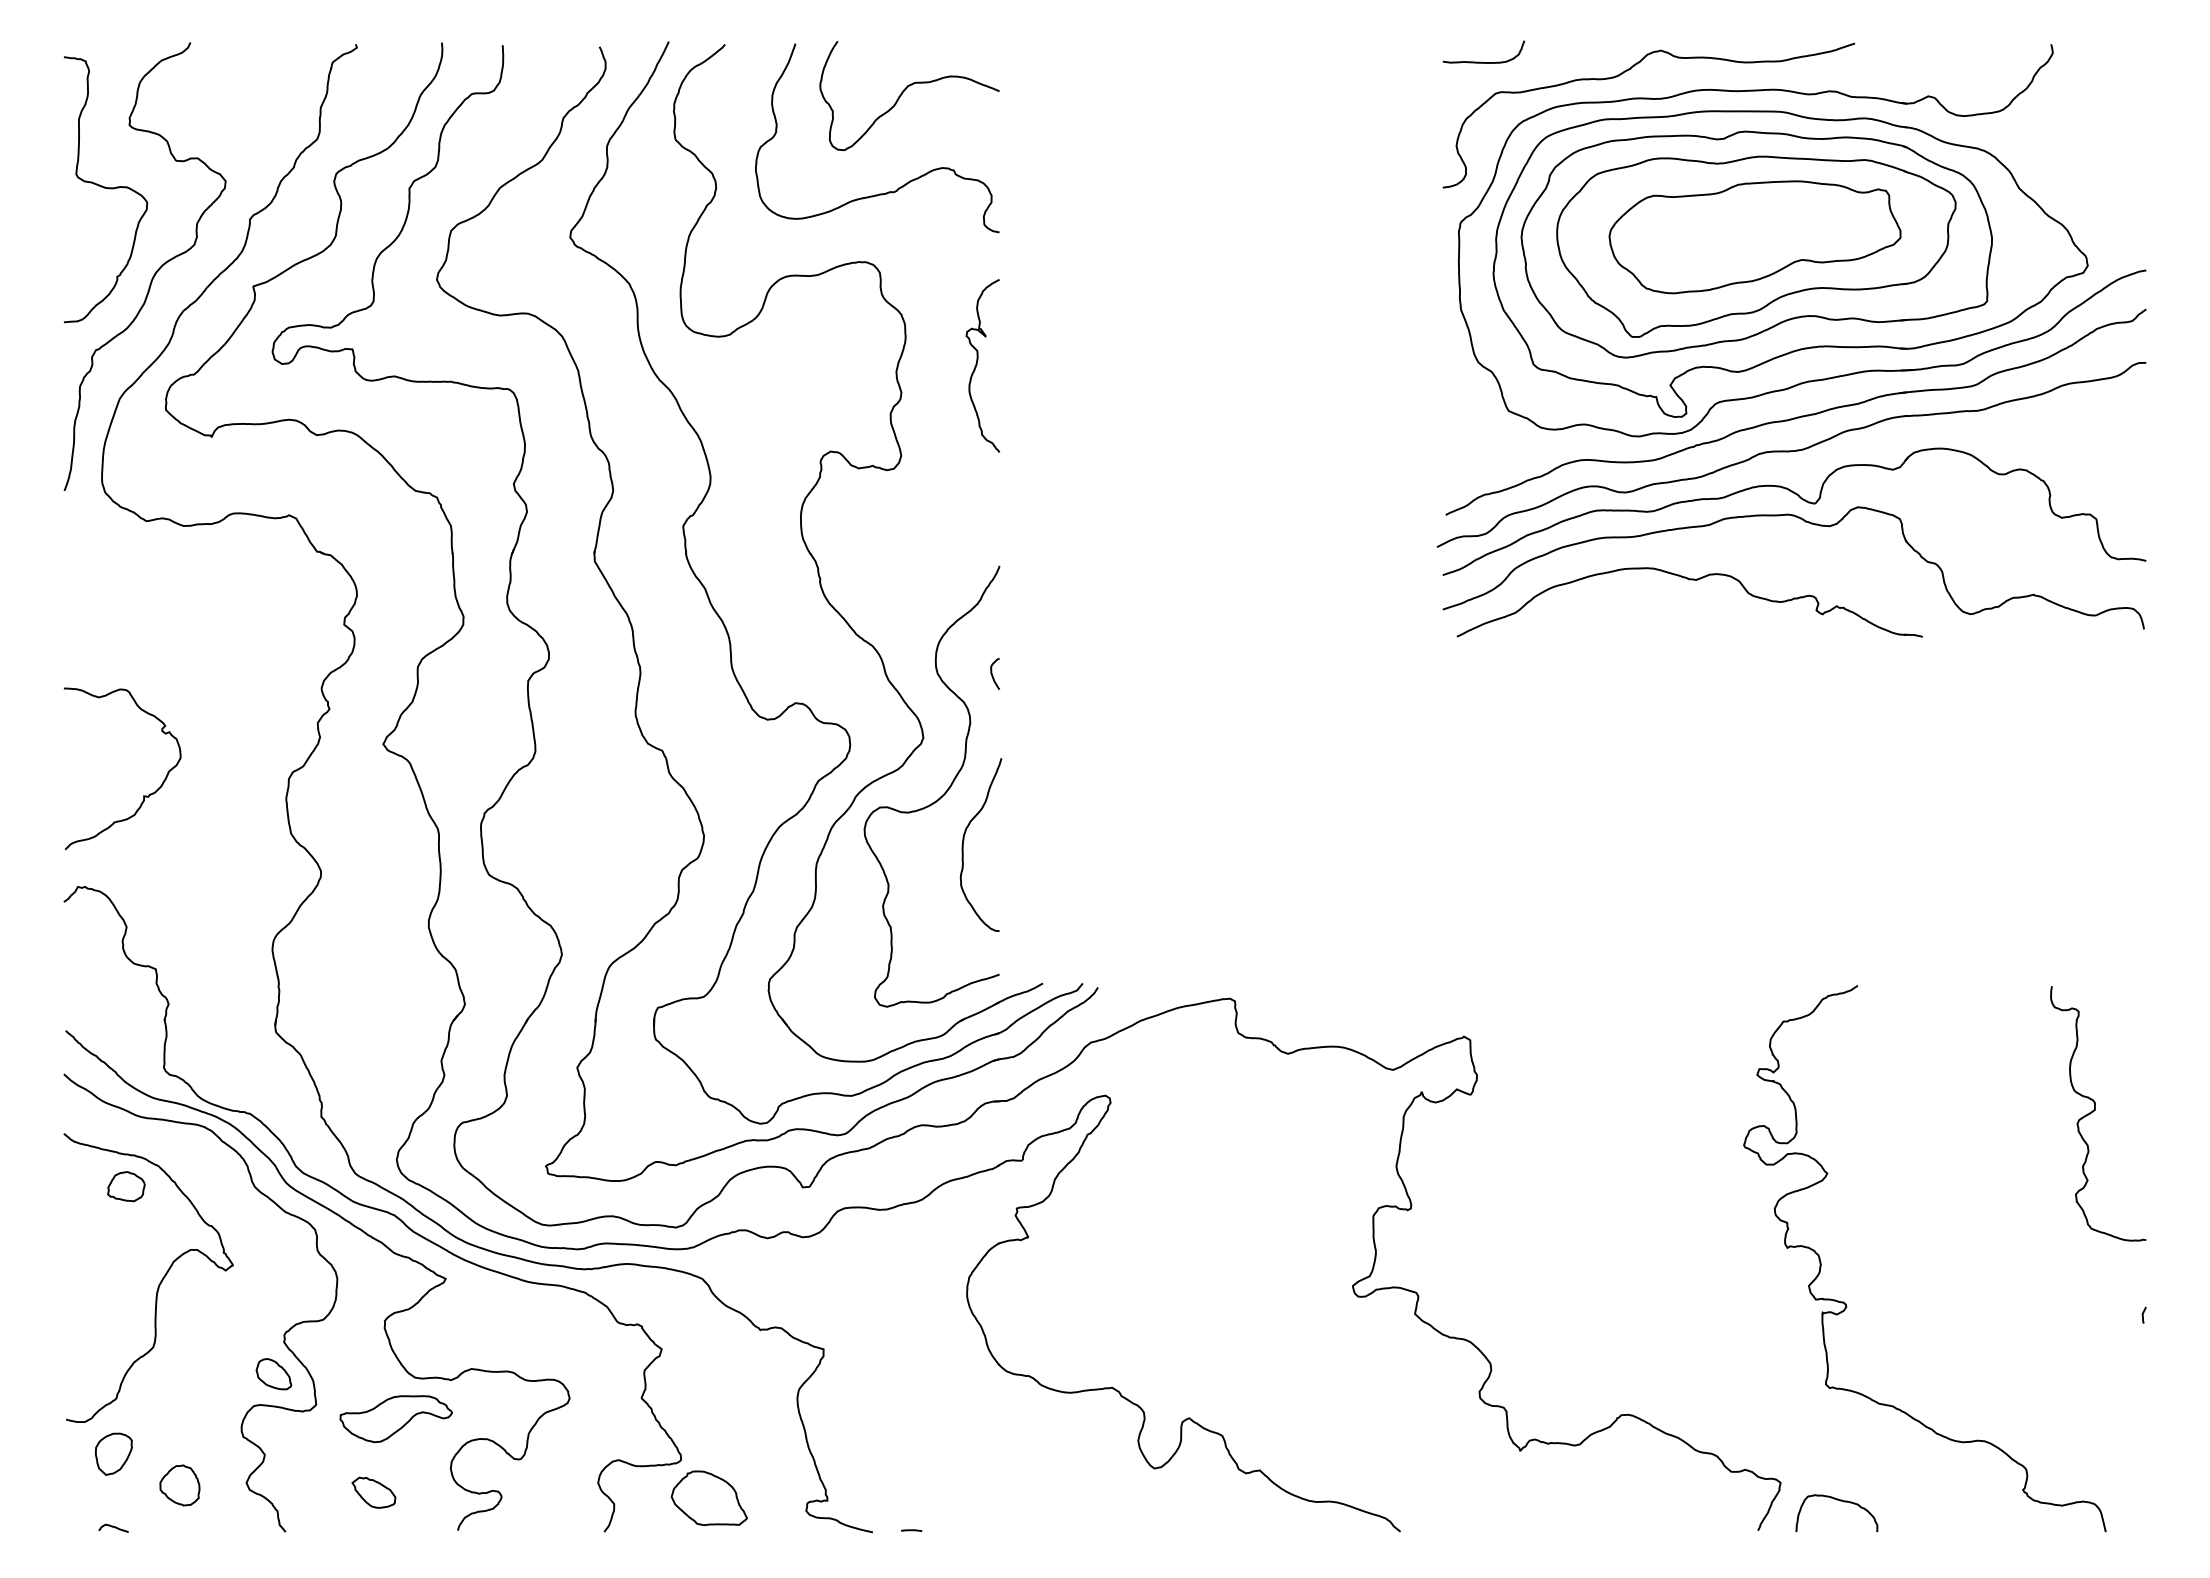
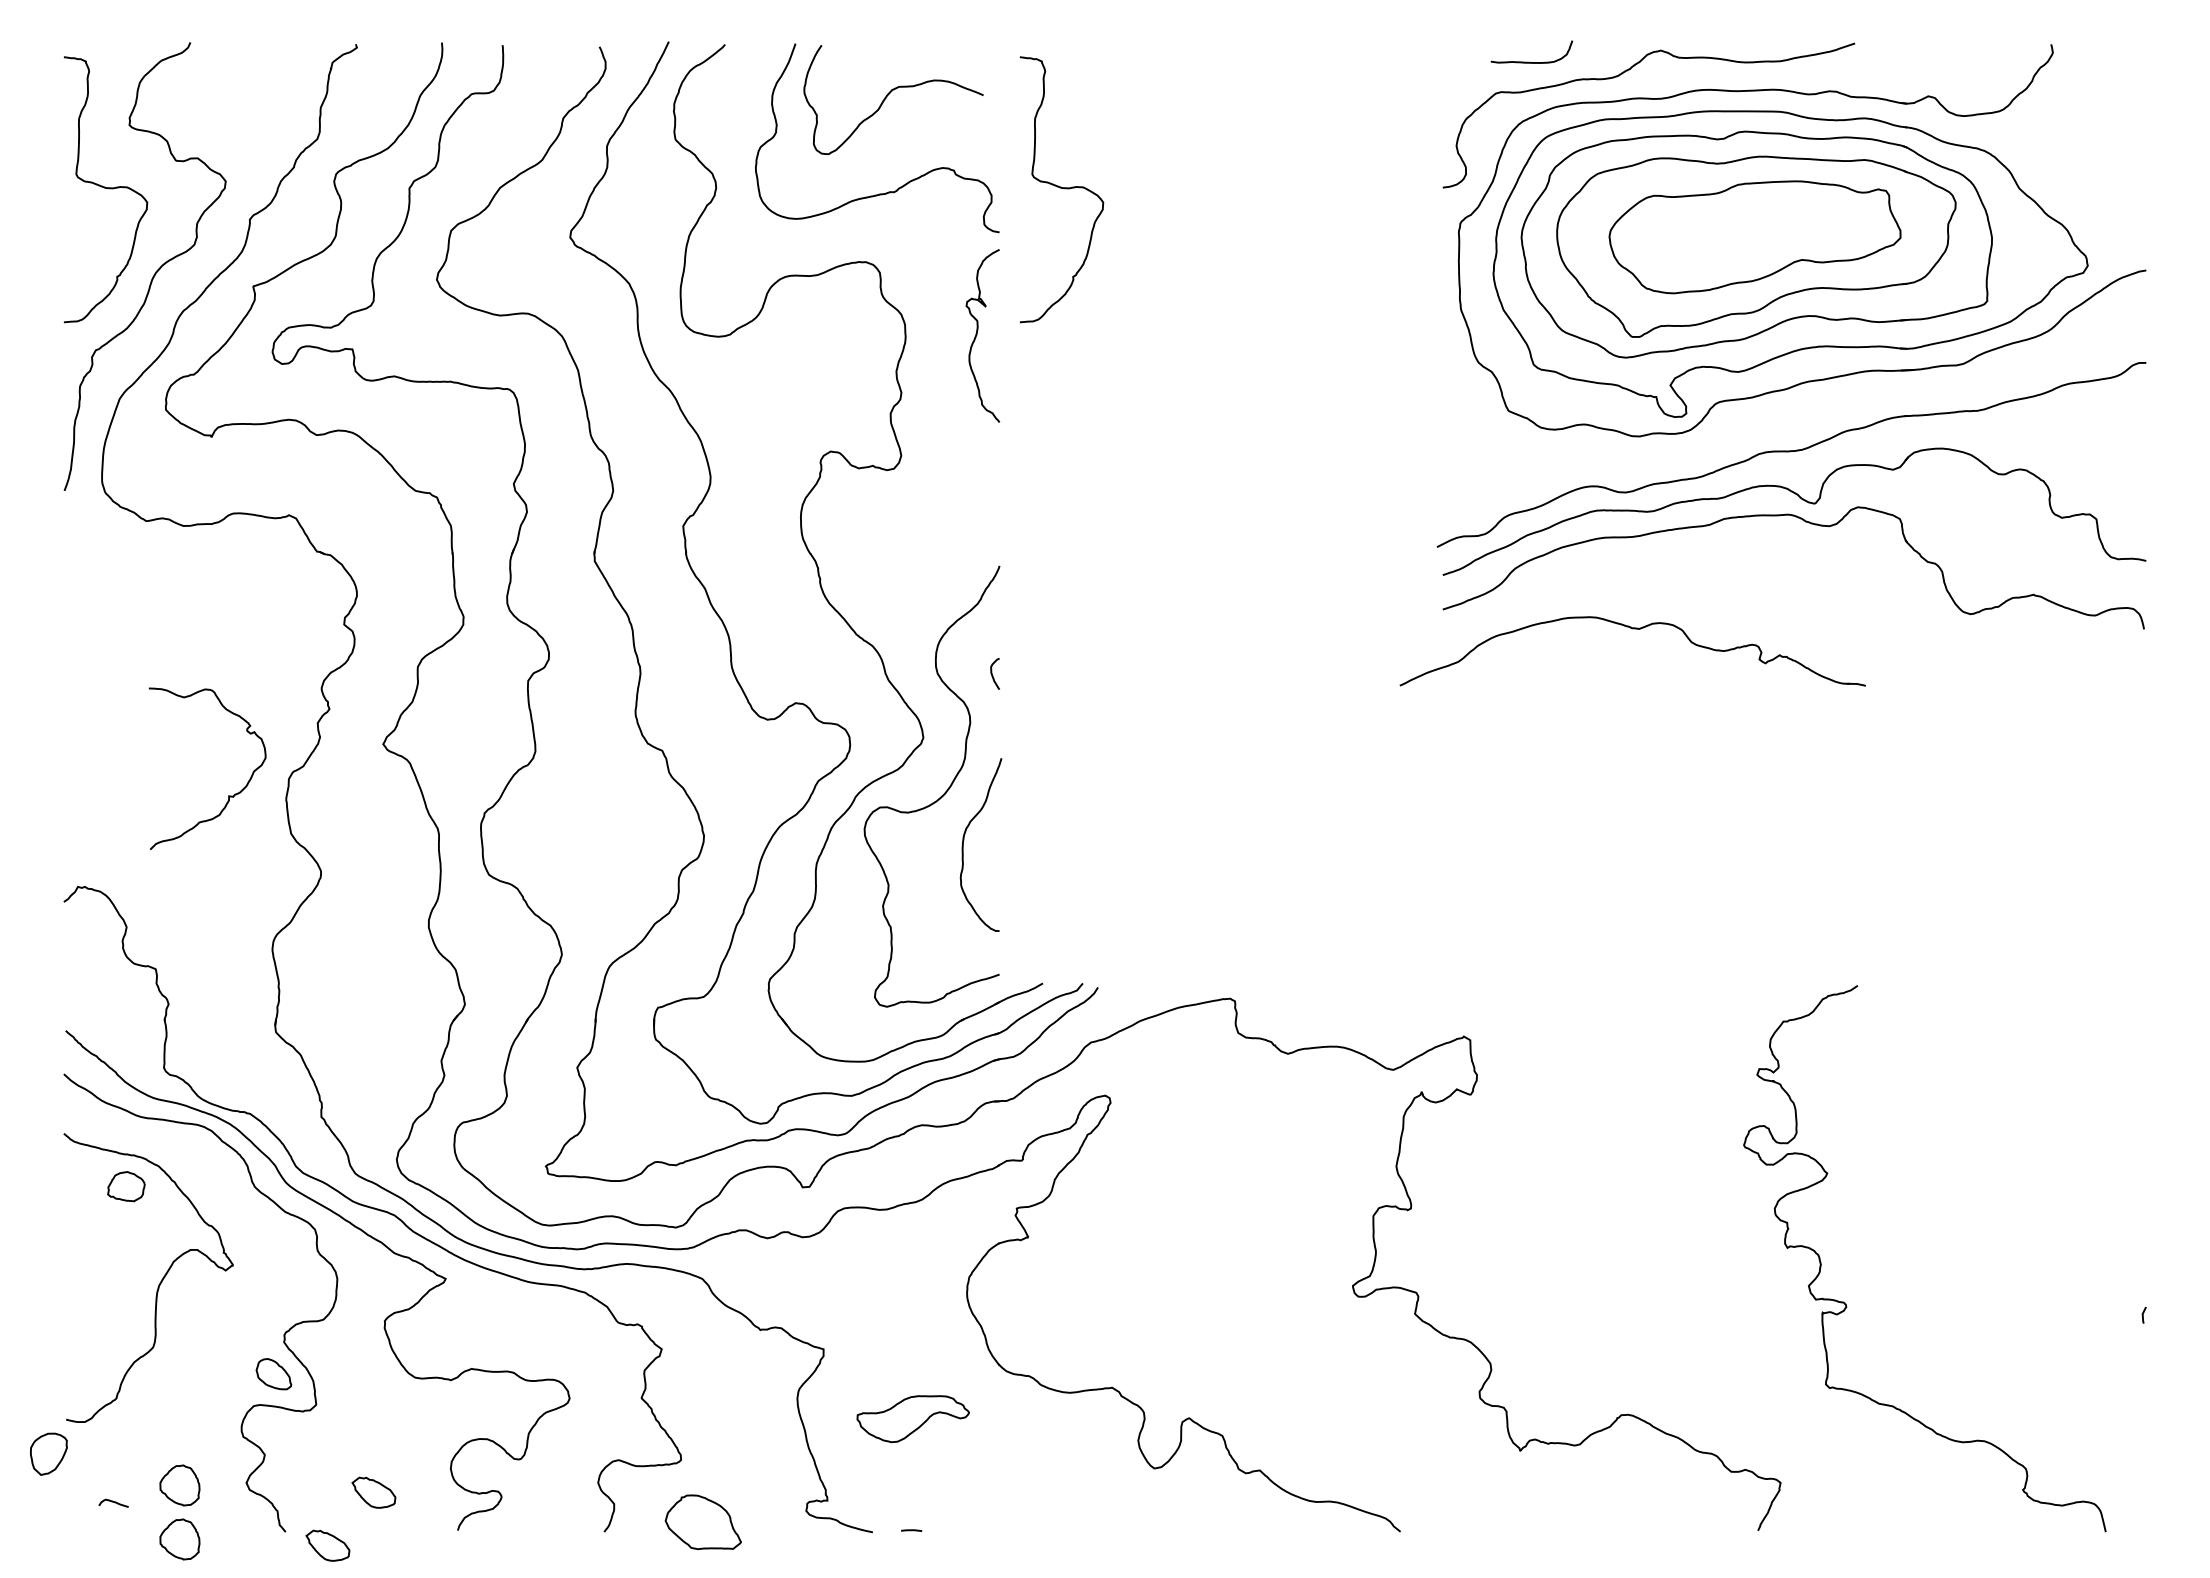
curve position: (1481, 61) -> (1529, 61) (1529, 61)
curve position: (904, 91) -> (888, 95) (888, 95)
curve: none -> present (1061, 188)
curve position: (977, 365) -> (977, 335) (977, 335)
part: present -> none (1795, 411)
part position: (1689, 580) -> (1632, 629) (1632, 629)
curve position: (143, 795) -> (228, 795) (228, 795)
curve: present -> none (2095, 1110)
part position: (395, 1419) -> (912, 1419) (912, 1419)
part position: (113, 1453) -> (48, 1453) (48, 1453)
part position: (708, 1497) -> (702, 1521) (702, 1521)
curve: present -> none (1840, 1501)
curve position: (113, 1527) -> (113, 1502) (113, 1502)
part: none -> present (179, 1539)
part: none -> present (327, 1545)
